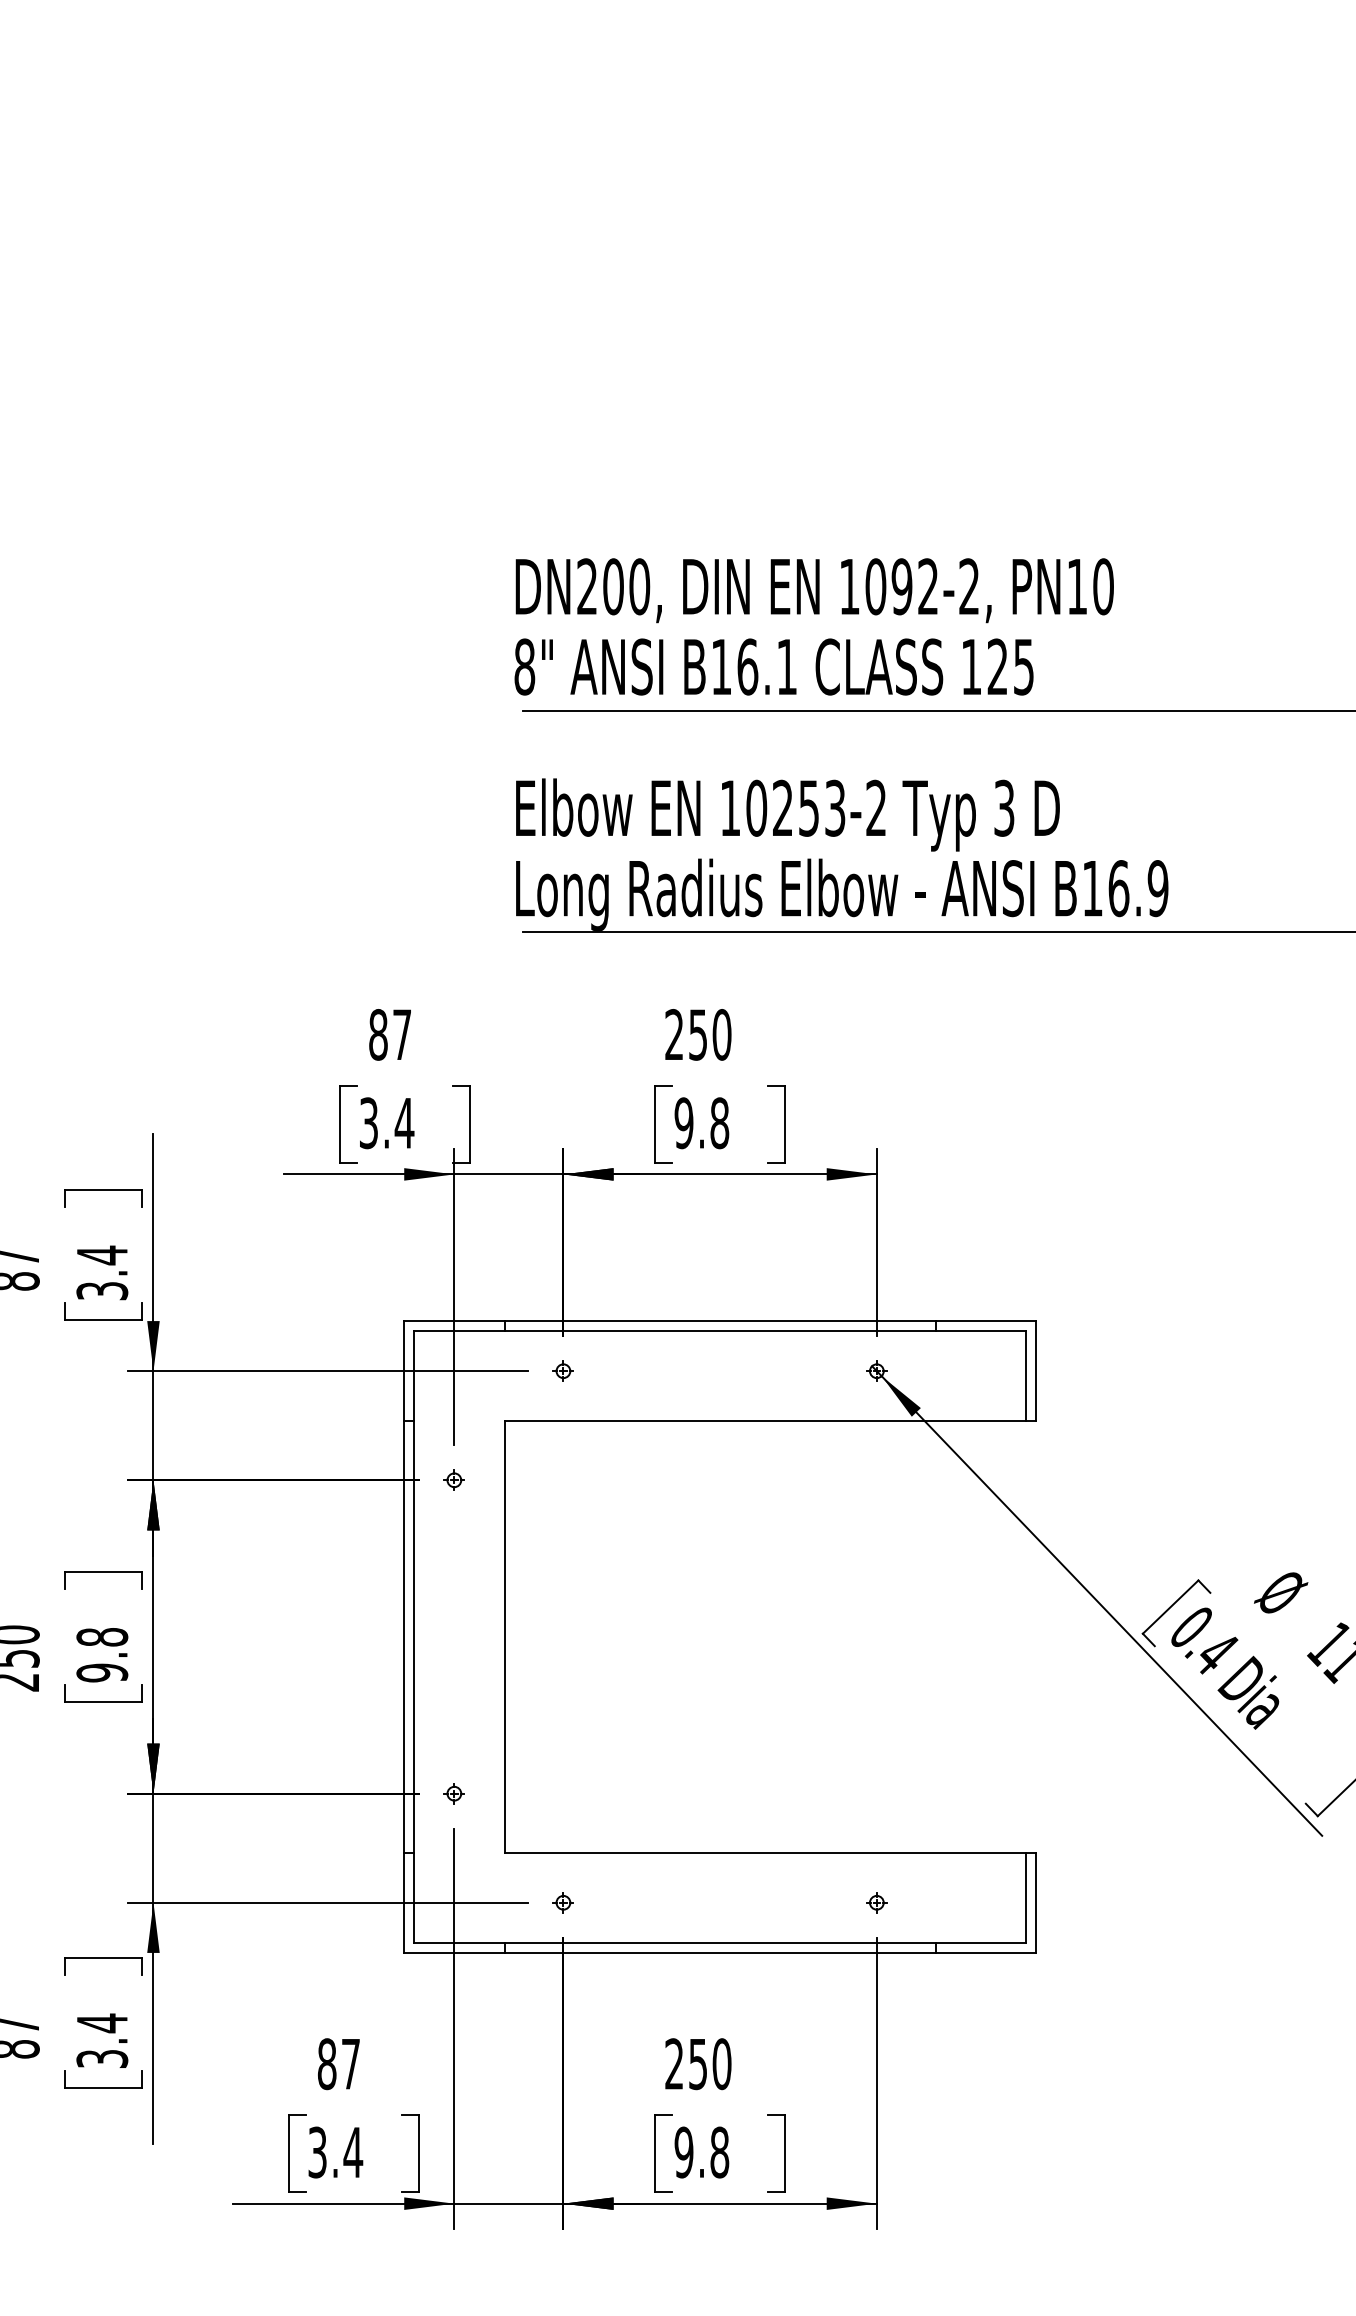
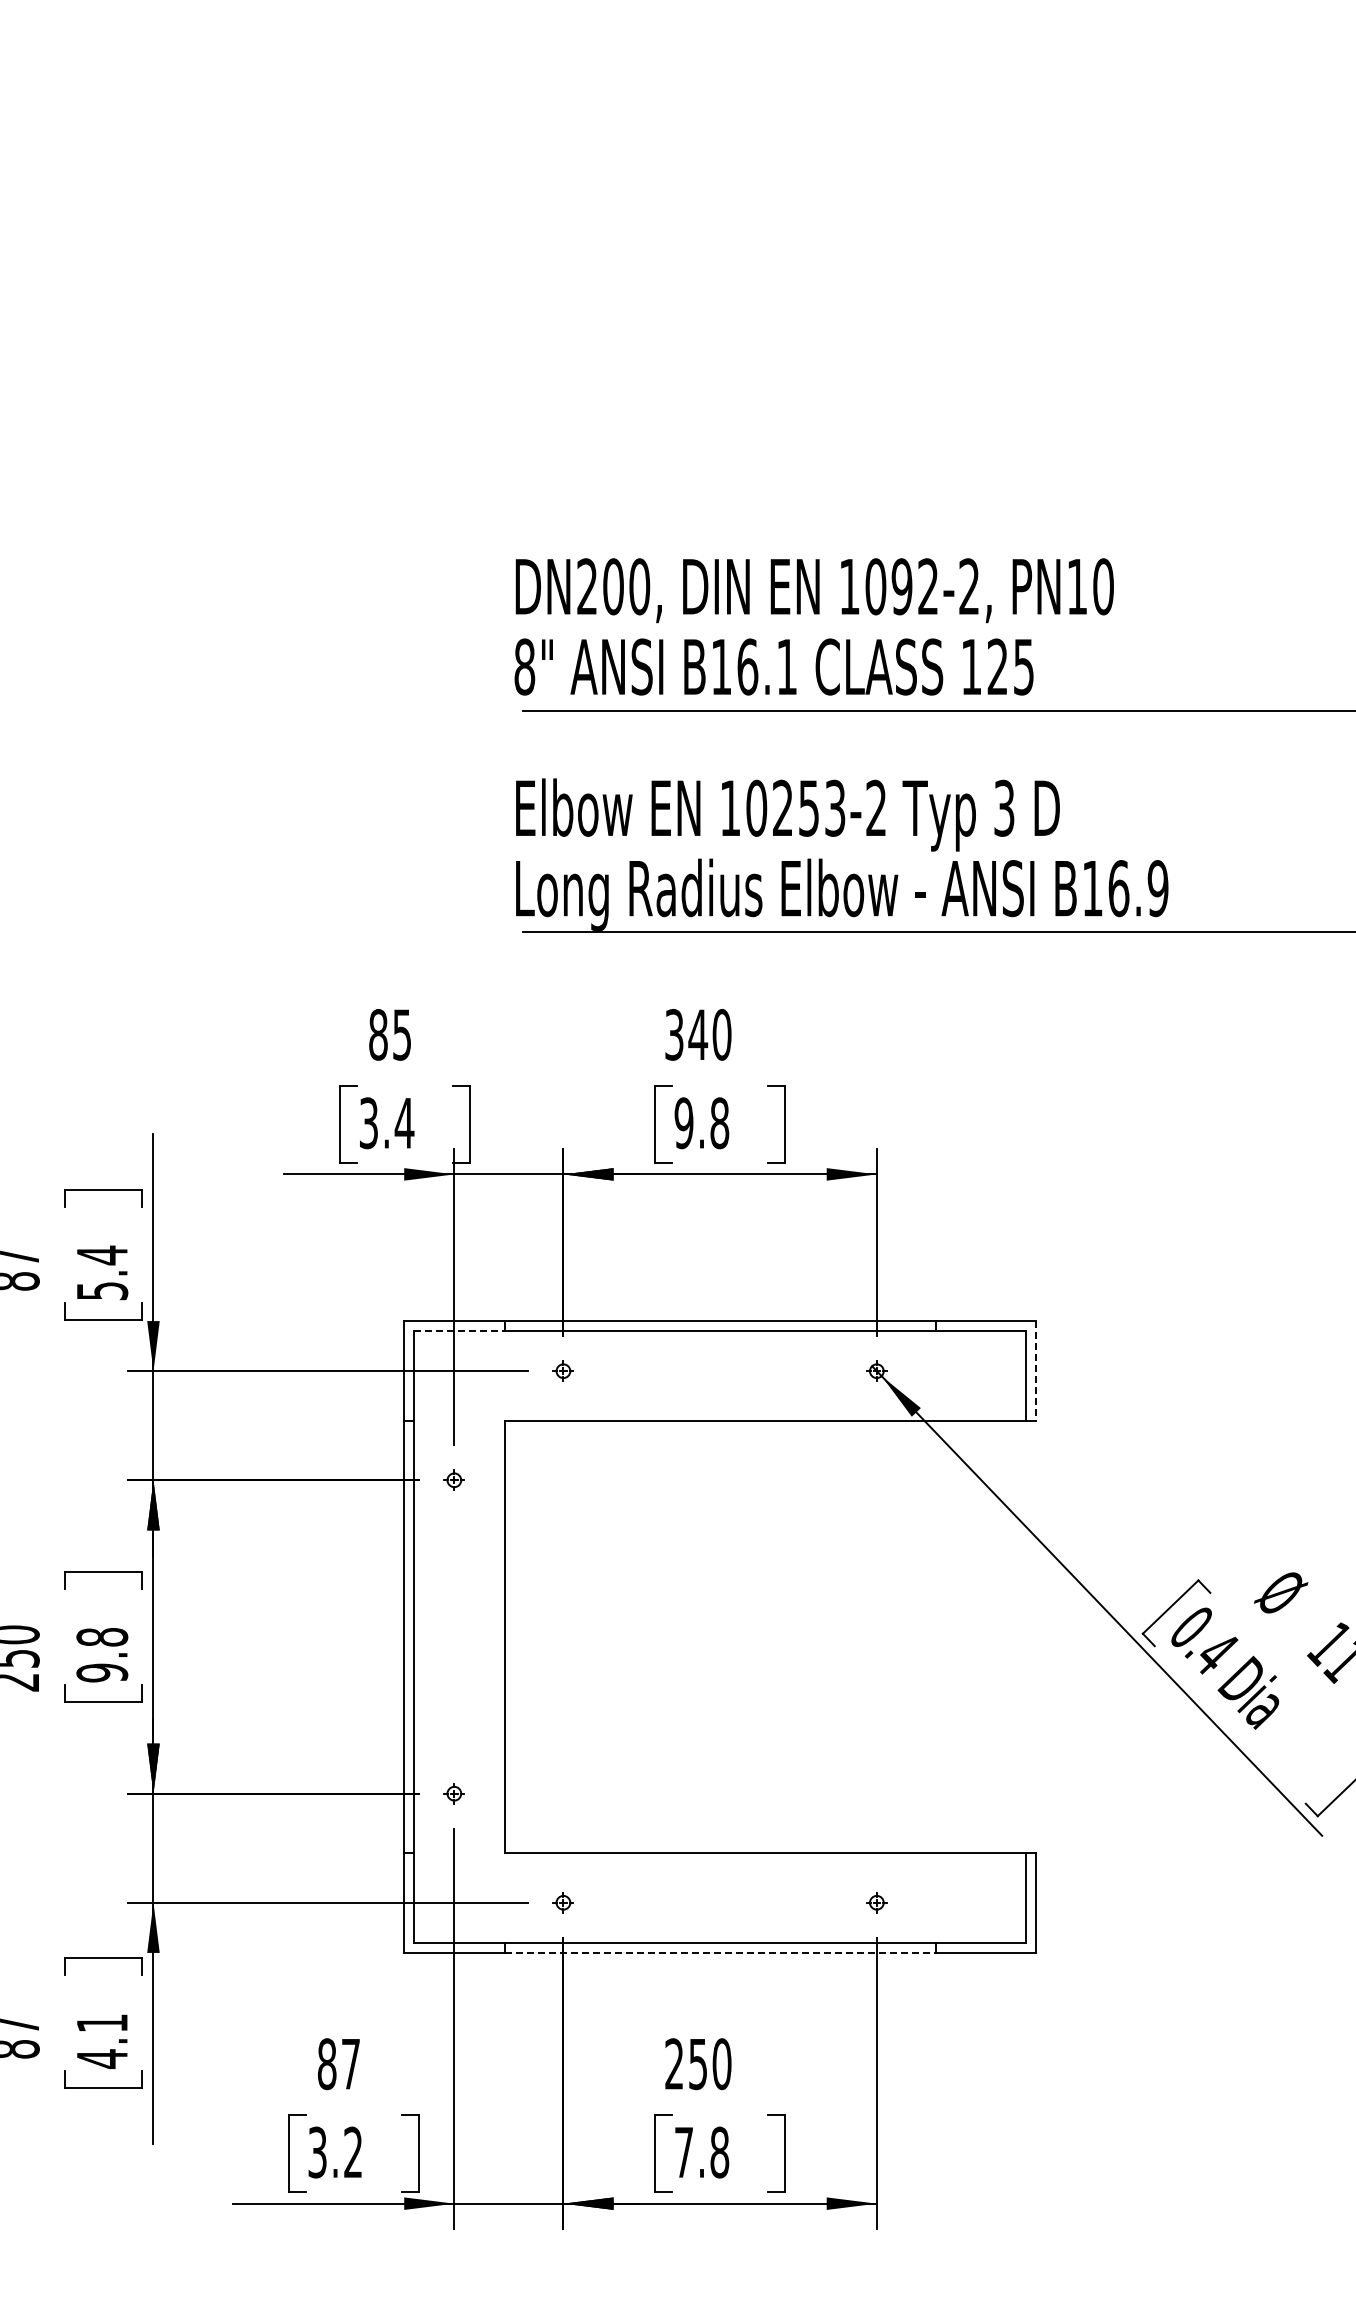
text: 87 -> 85 (401, 1034)
text: 250 -> 340 (686, 1034)
text: 3.4 -> 5.4 (101, 1290)
line: solid -> dashed (459, 1331)
line: solid -> dashed (1036, 1371)
line: solid -> dashed (720, 1952)
text: 3.4 -> 4.1 (102, 2040)
text: 3.4 -> 3.2 (353, 2151)
text: 9.8 -> 7.8 (683, 2152)
